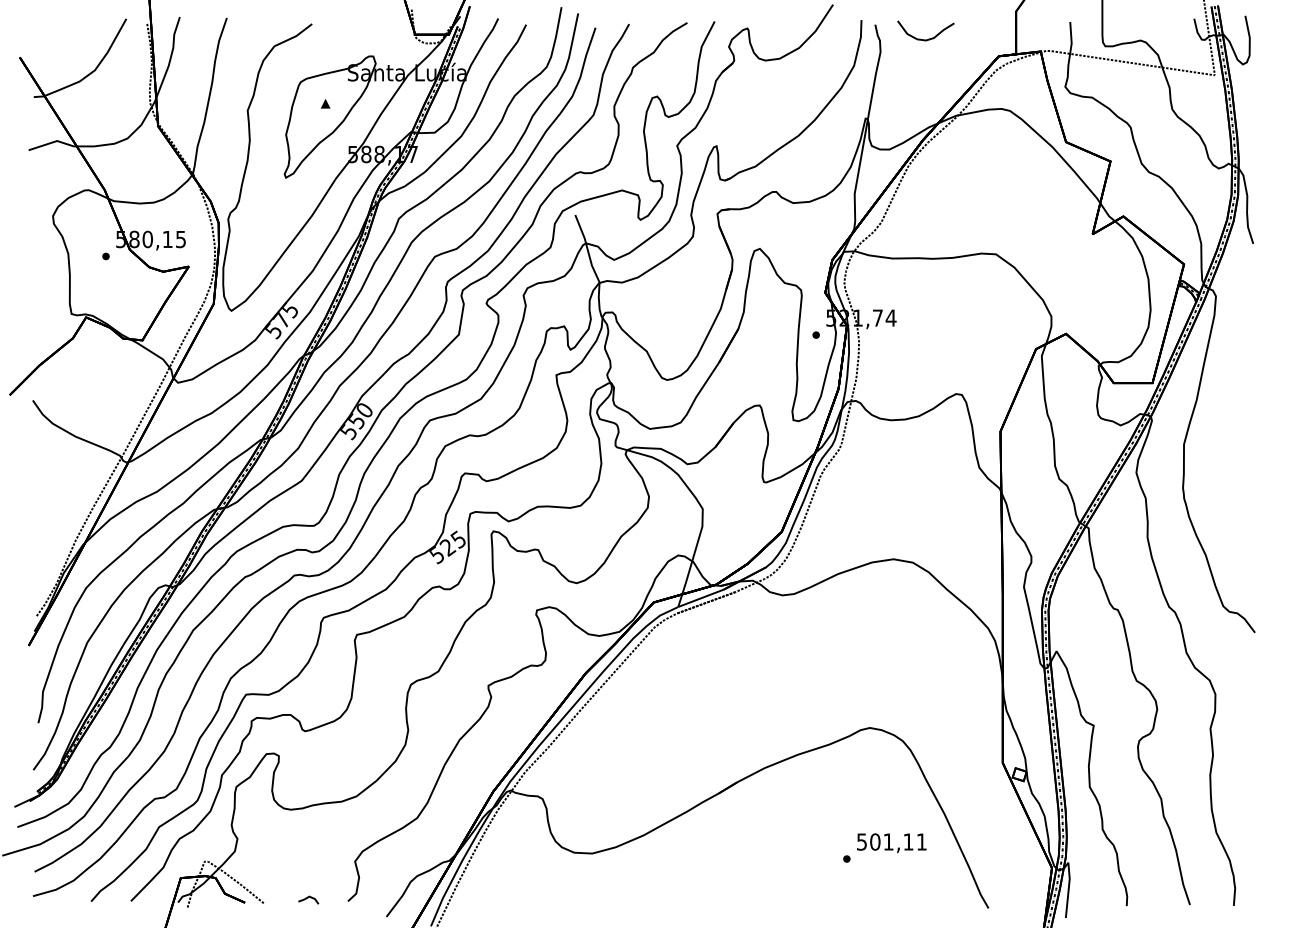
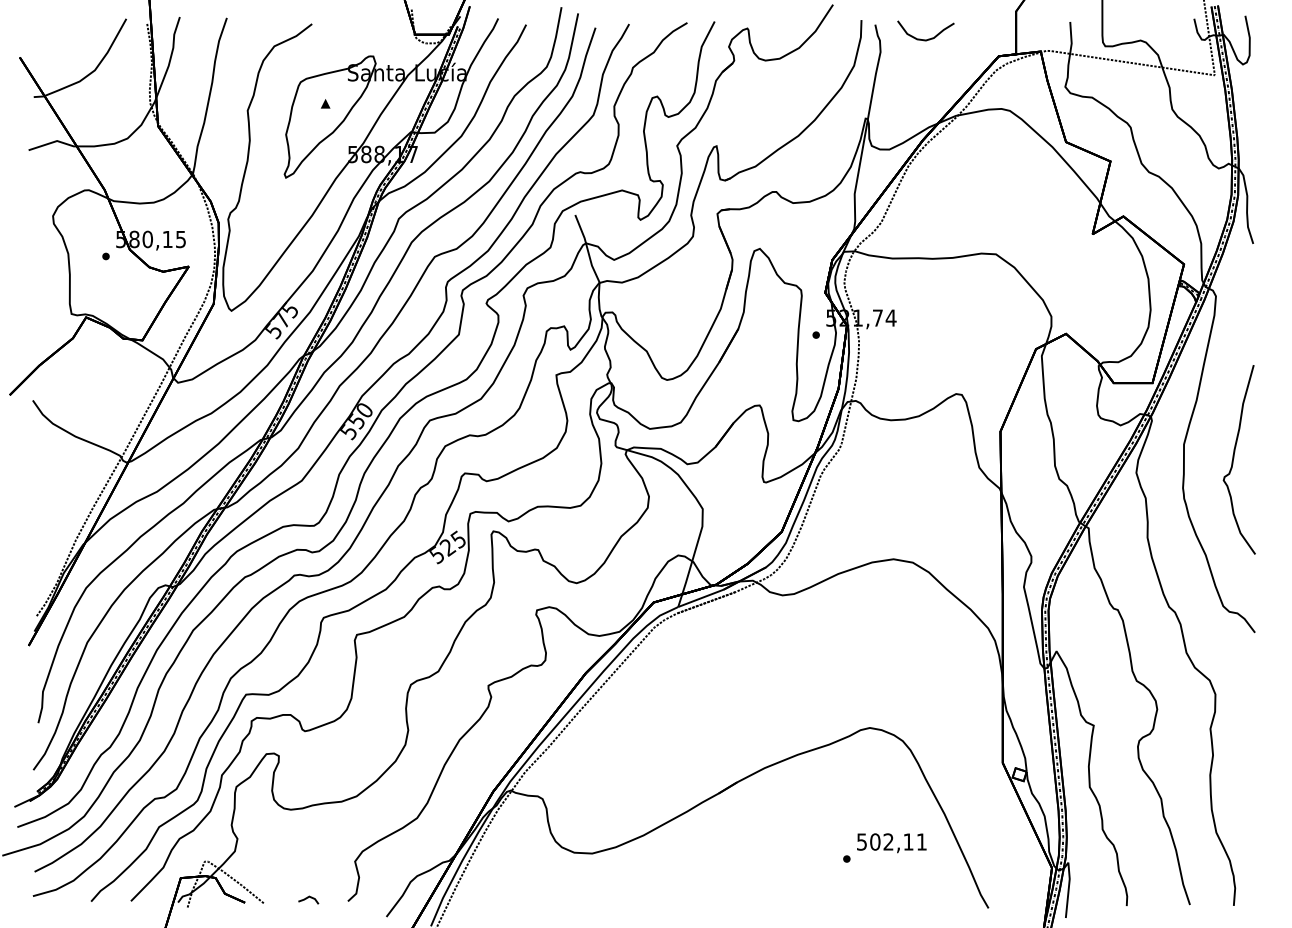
curve: none -> present (1234, 458)
text: 501,11 -> 502,11 (888, 841)
